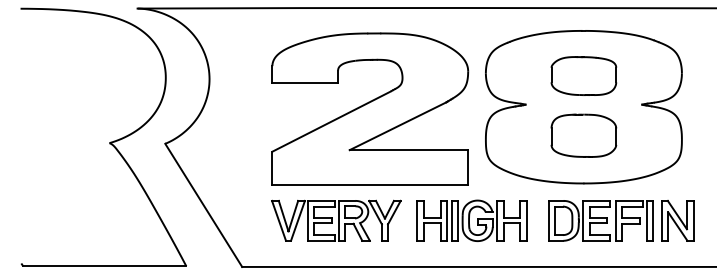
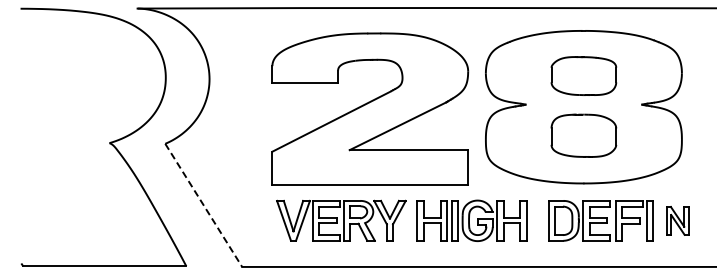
line: solid -> dashed (203, 205)
part position: (336, 220) -> (341, 220) (341, 220)
part size: 34x42 px -> 24x30 px (677, 220)
